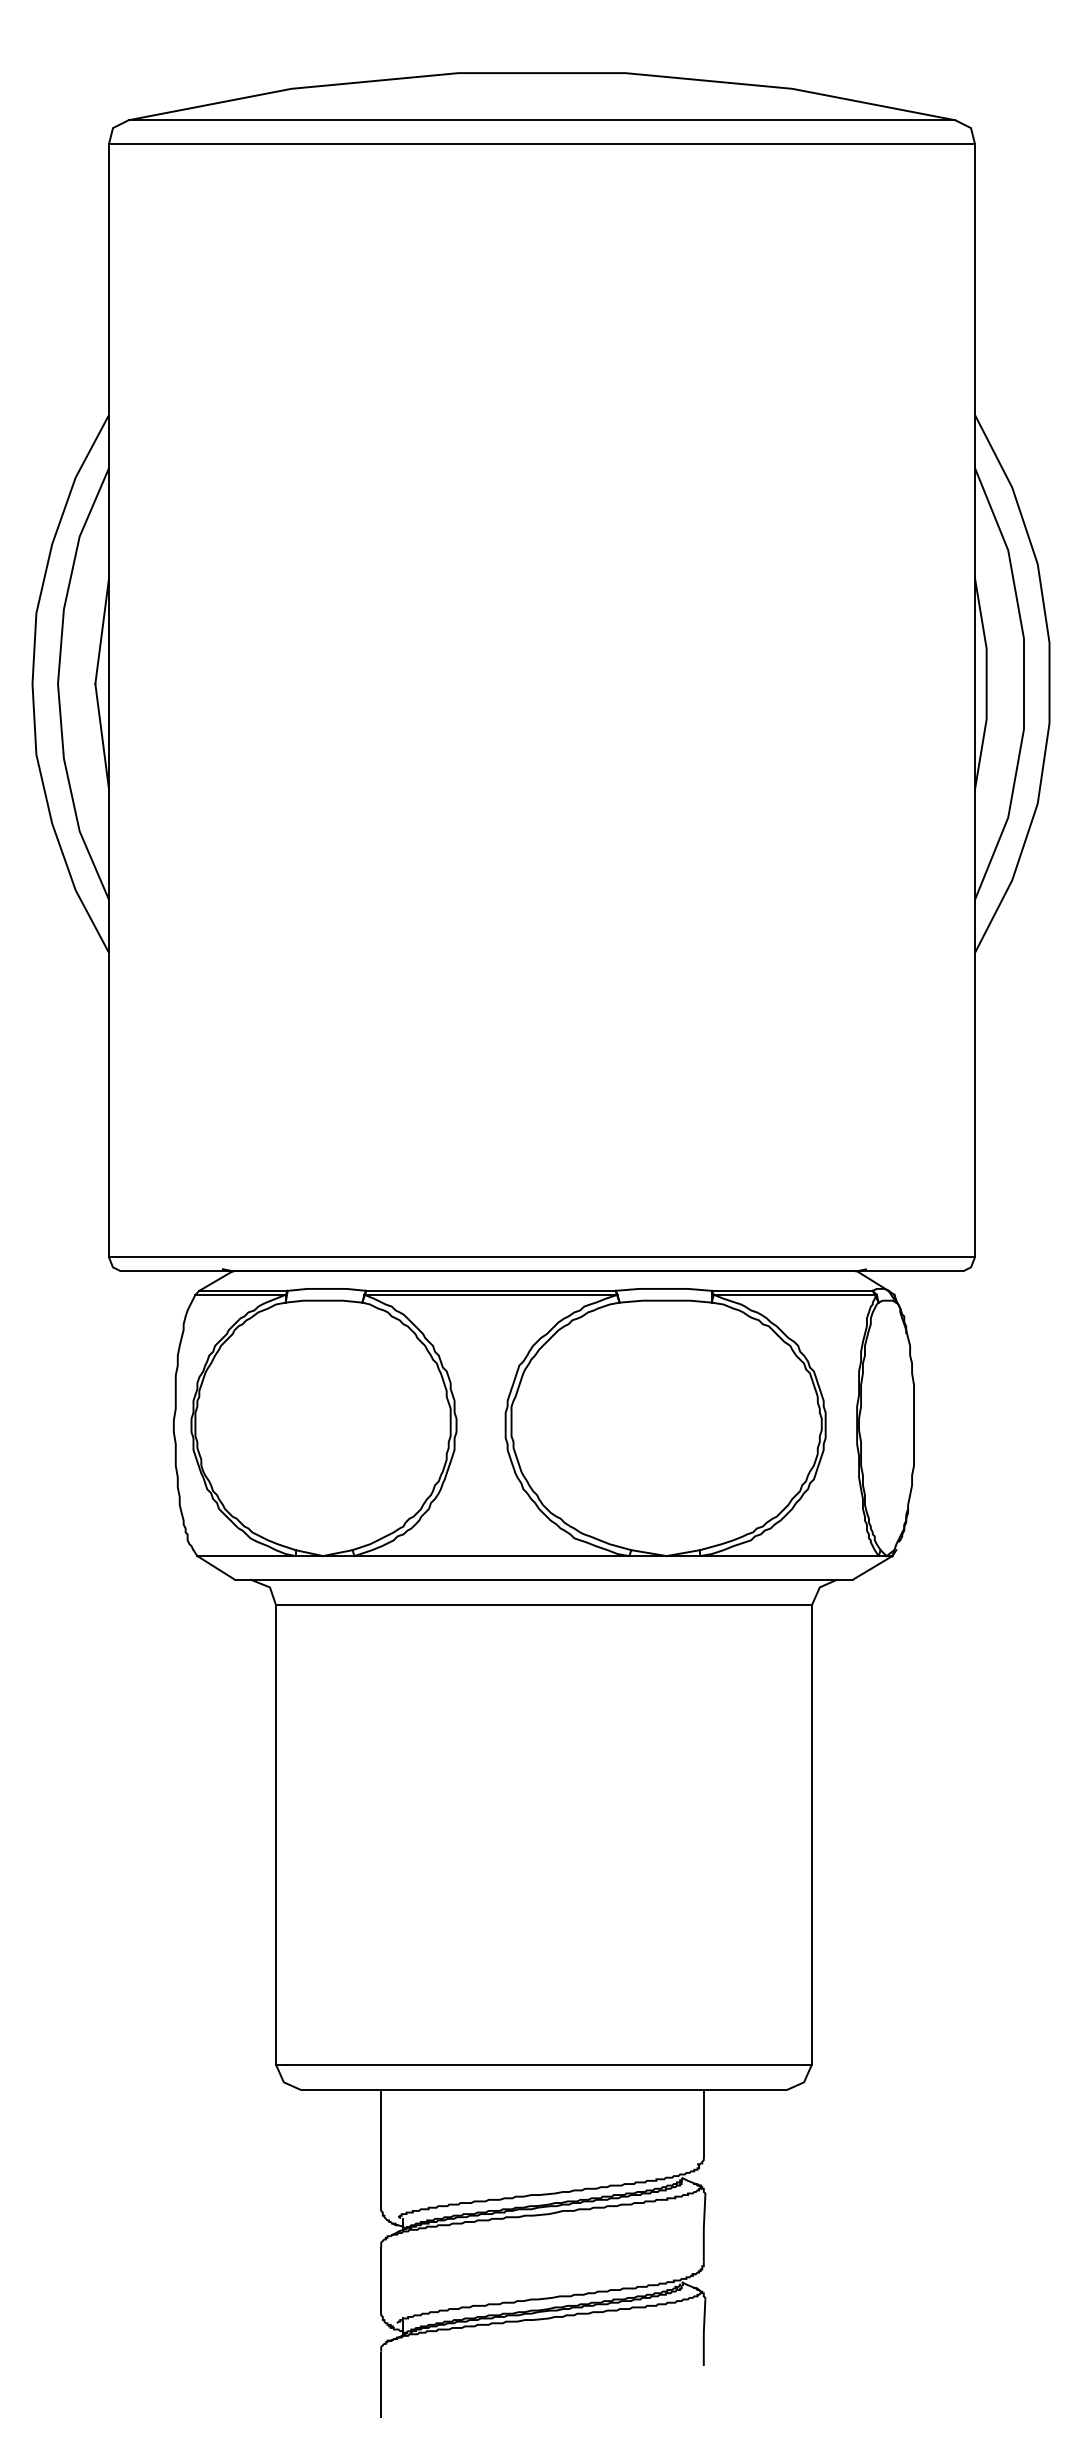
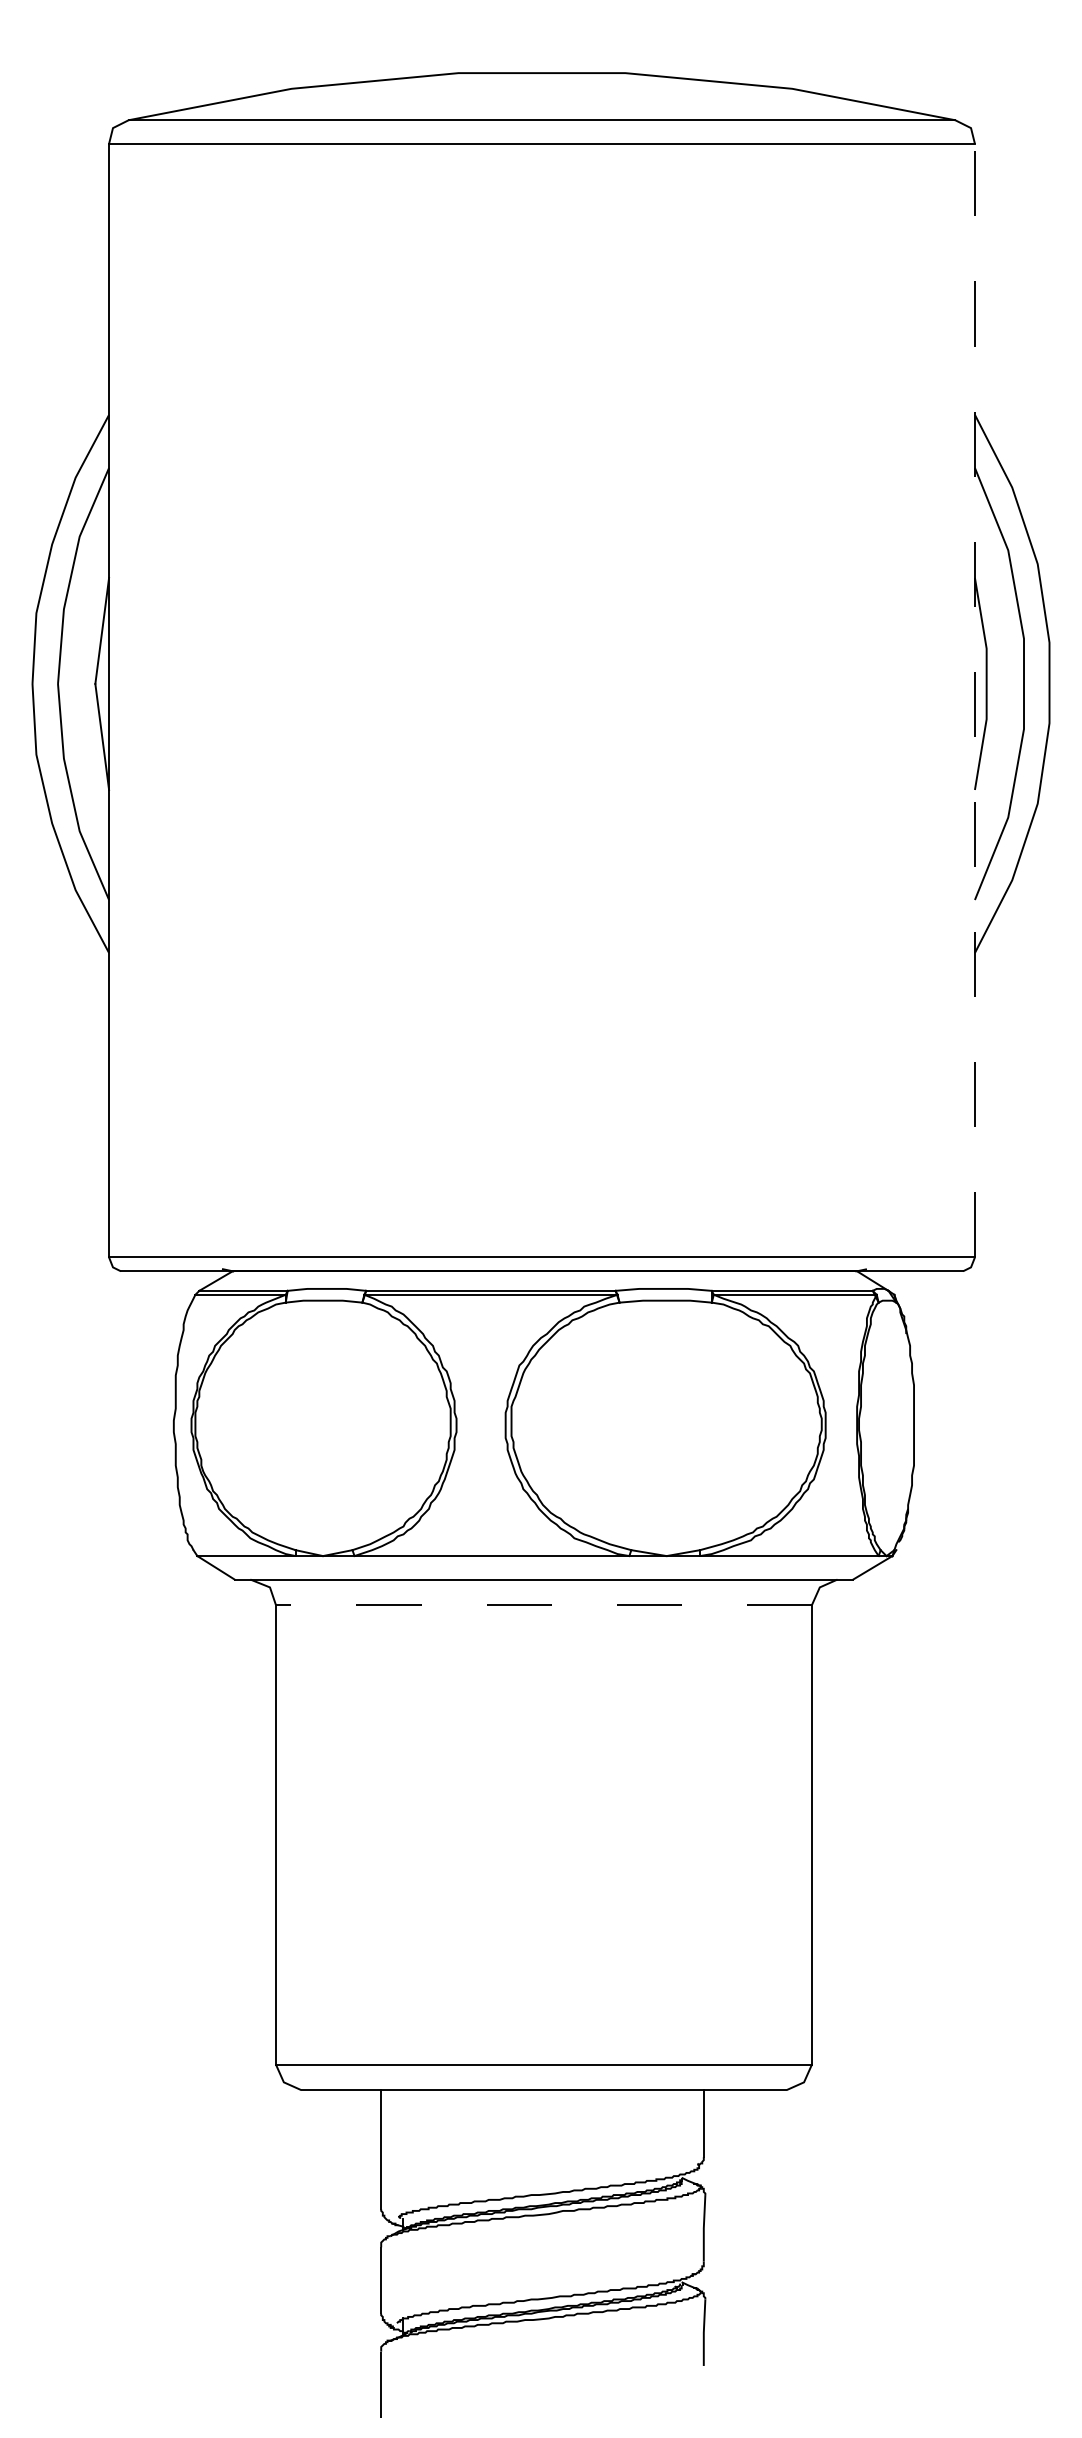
line: solid -> dashed (974, 700)
line: solid -> dashed (543, 1605)
